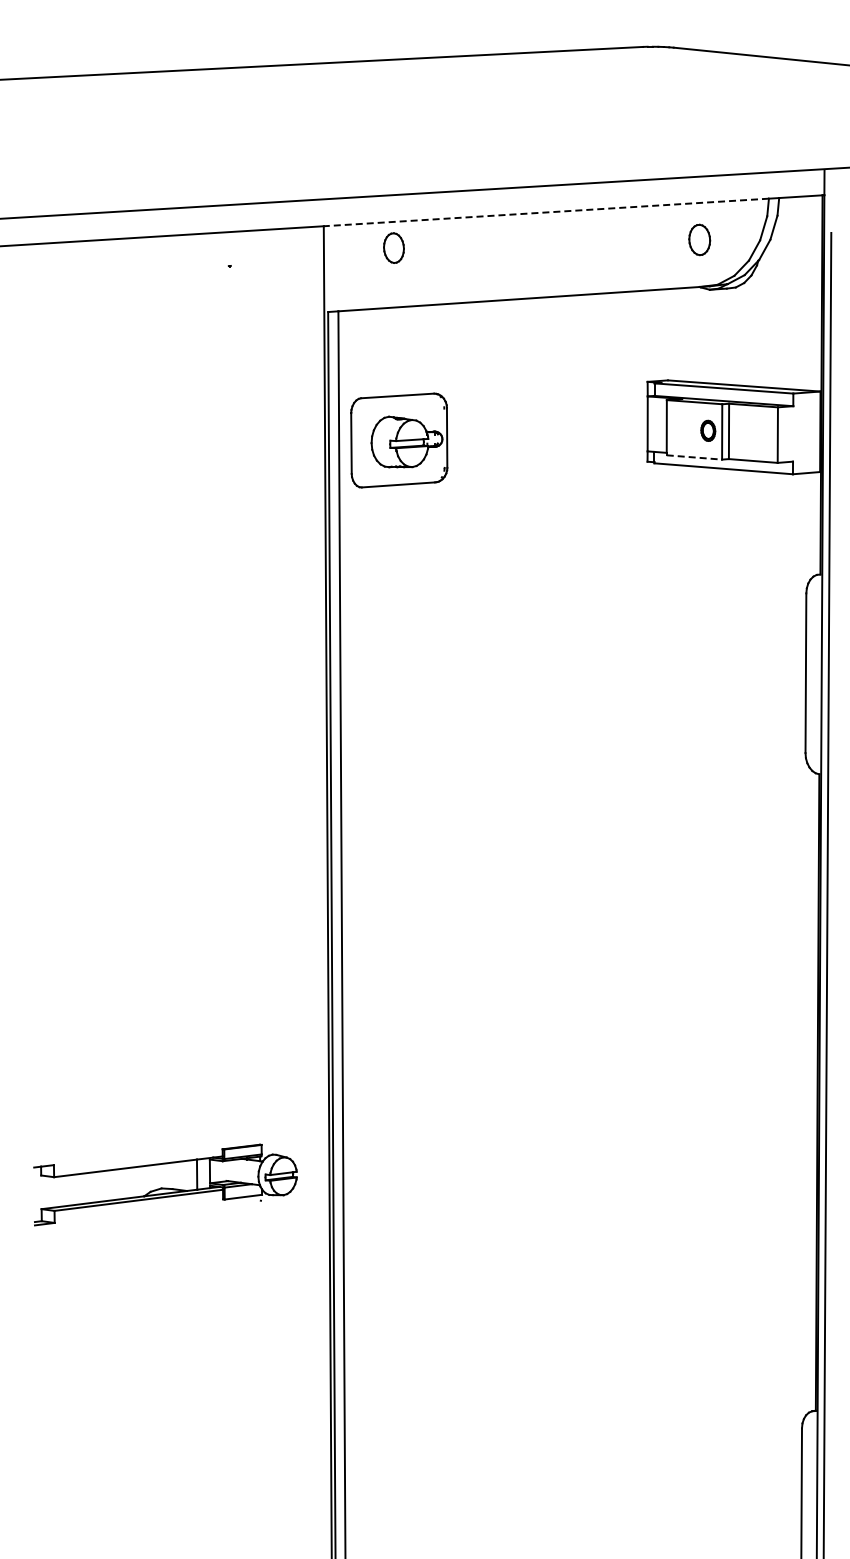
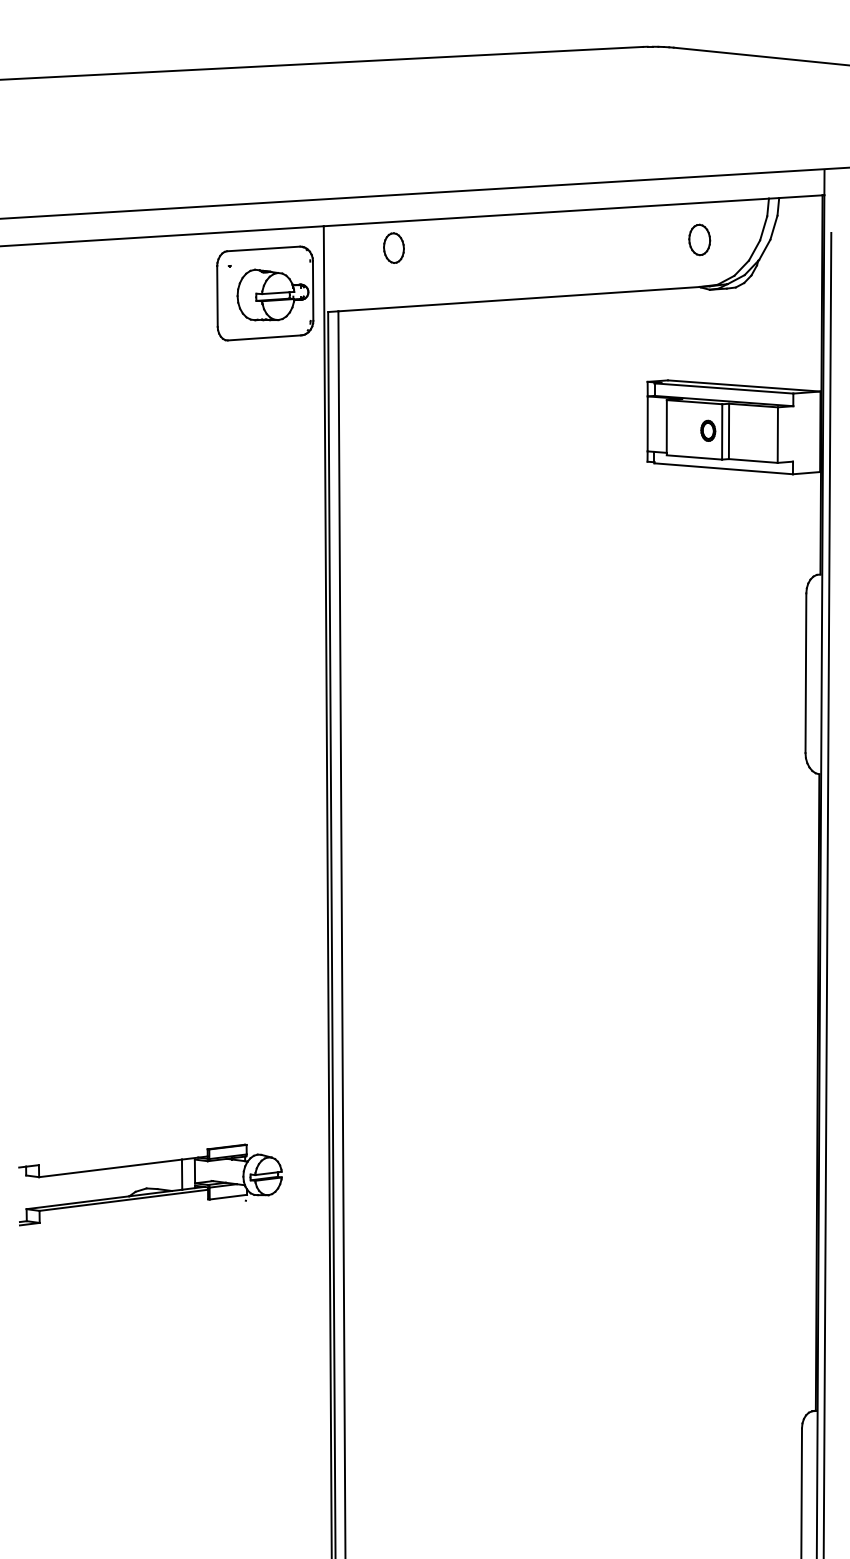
line: dashed -> solid (545, 212)
part position: (399, 440) -> (265, 293) (265, 293)
line: dashed -> solid (694, 457)
part position: (165, 1184) -> (150, 1184) (150, 1184)
